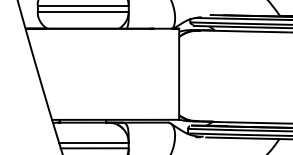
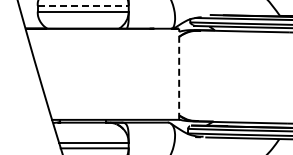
line: solid -> dashed (83, 5)
line: solid -> dashed (179, 74)
